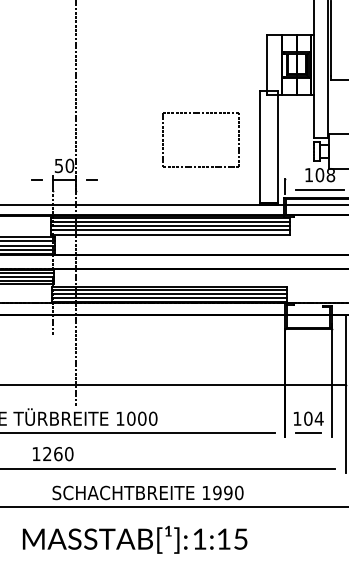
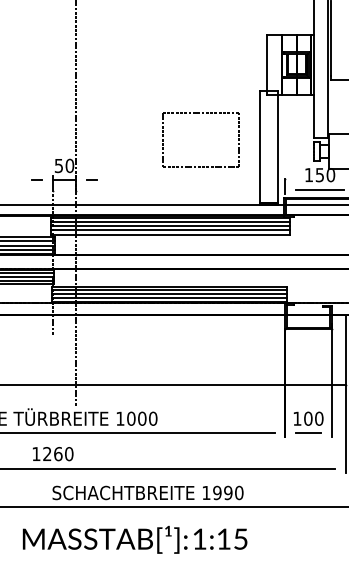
text: 108 -> 150 (325, 175)
text: 104 -> 100 (318, 418)
